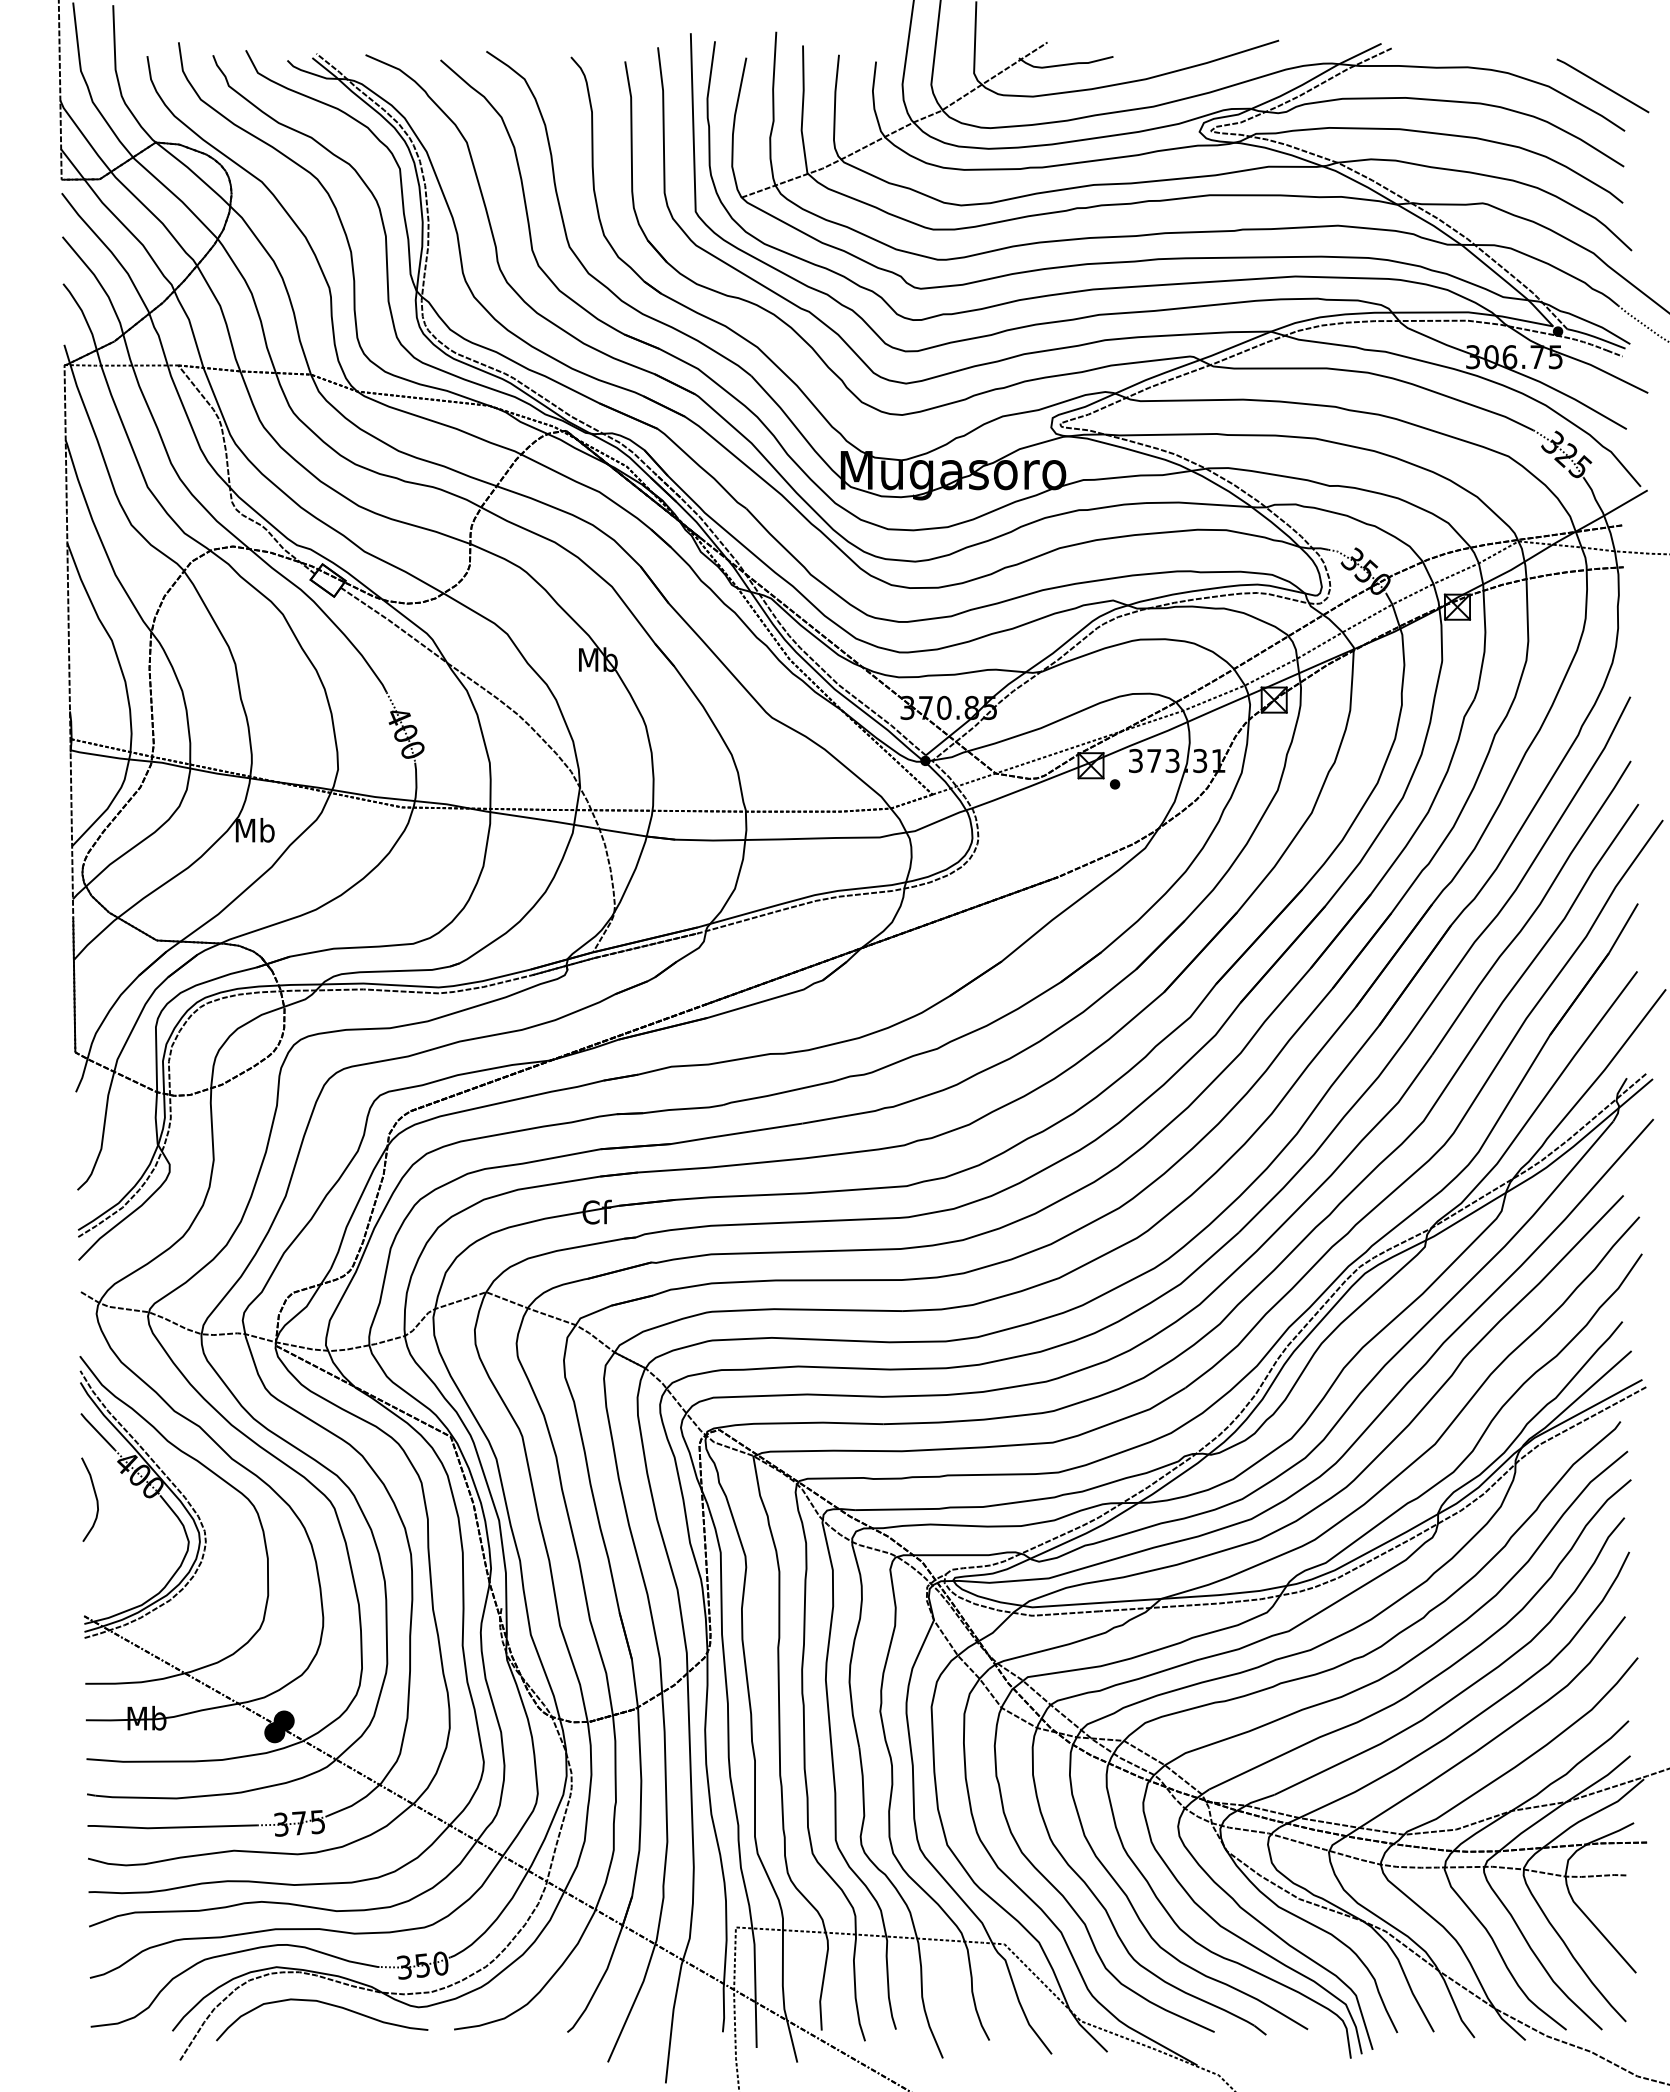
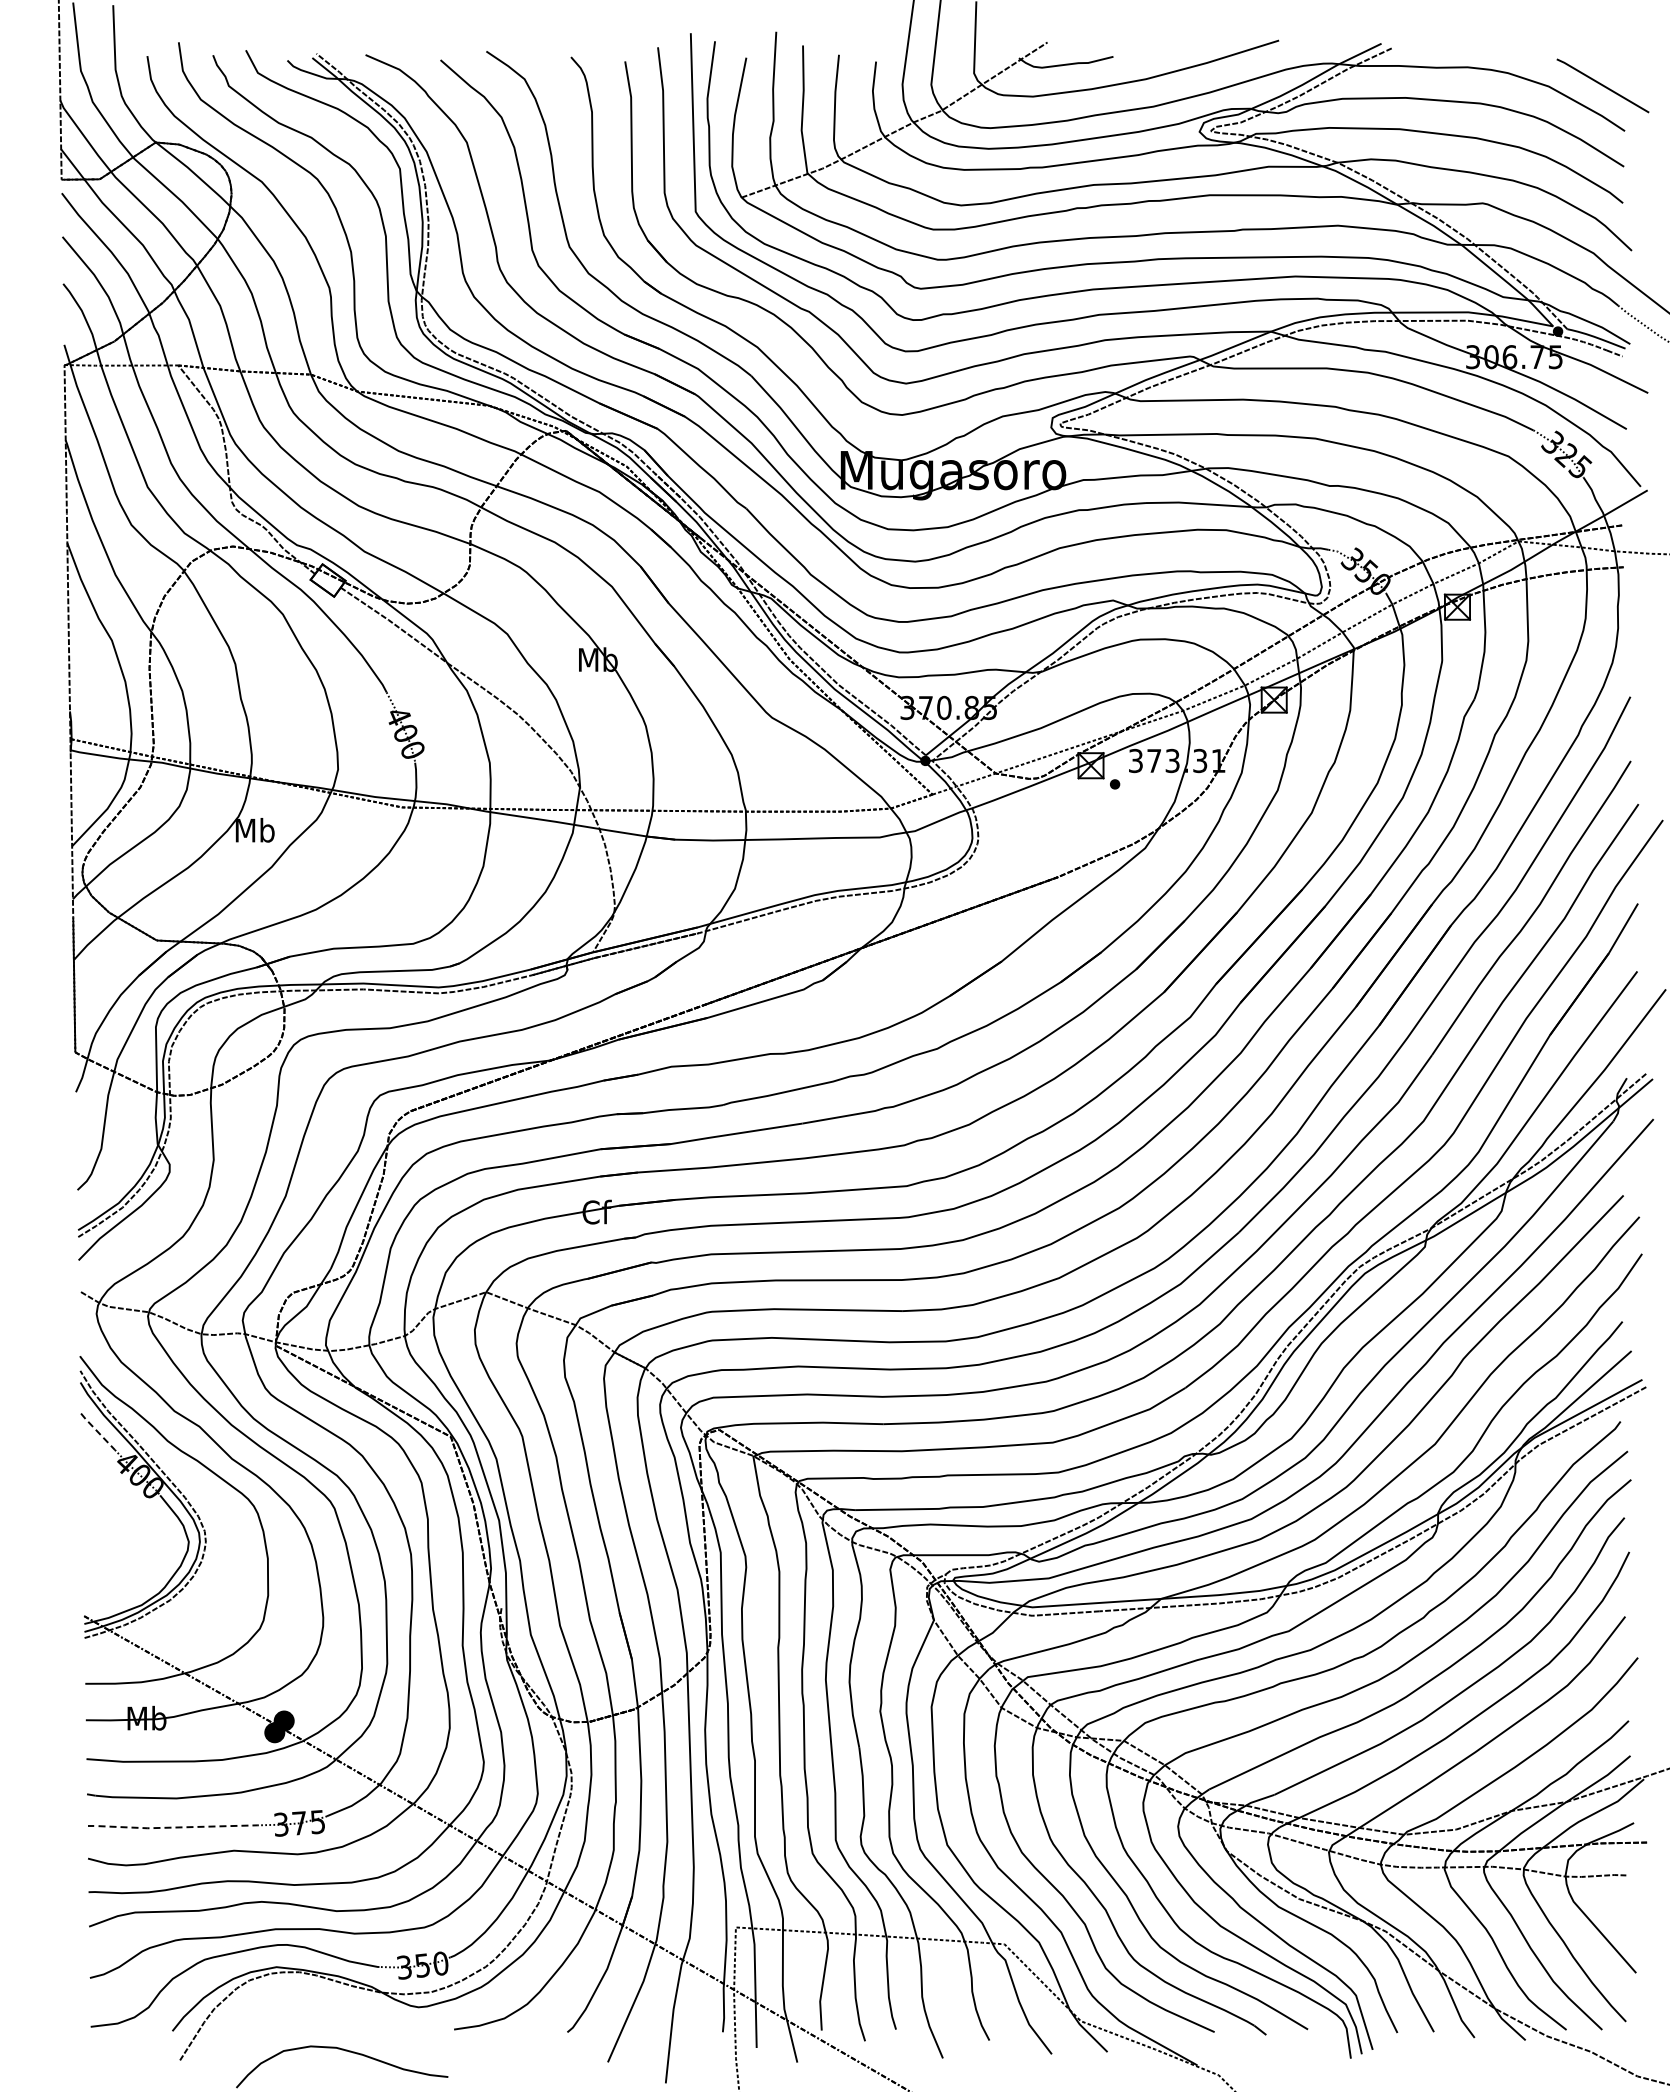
line: solid -> dashed (97, 1431)
curve: present -> none (95, 1498)
line: solid -> dashed (171, 1827)
curve position: (325, 2004) -> (345, 2051) (345, 2051)
